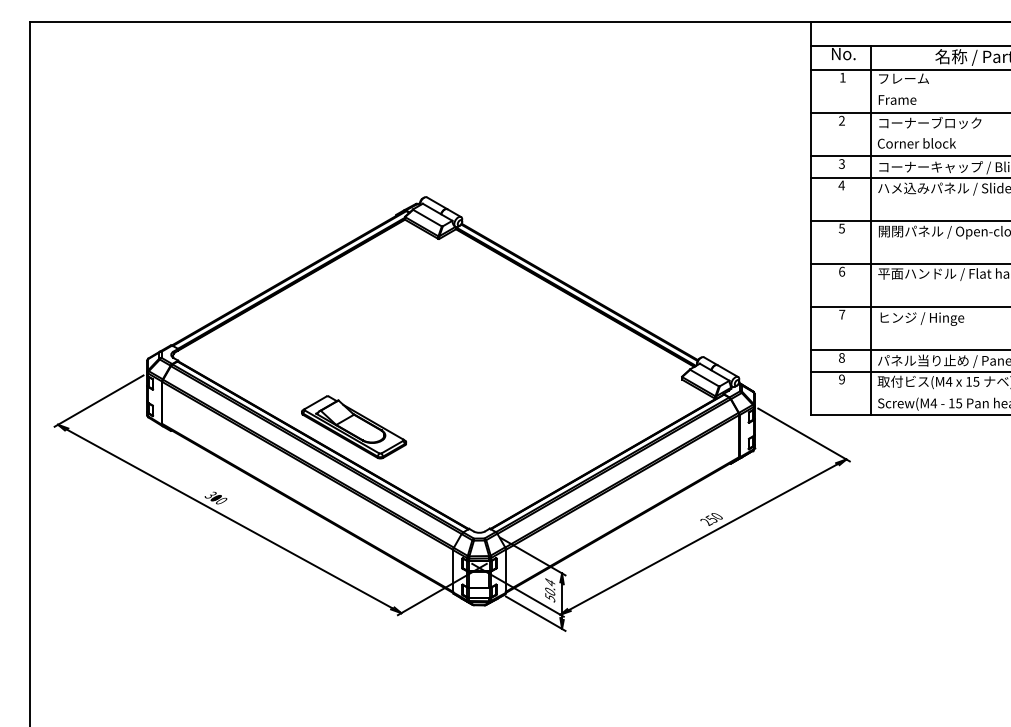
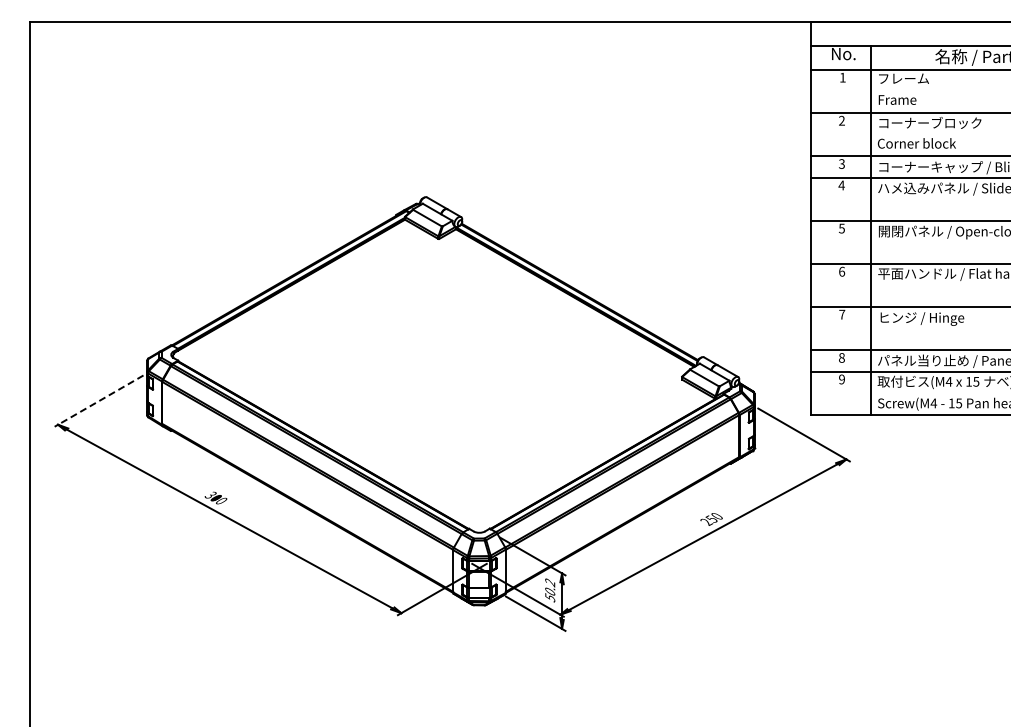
line: solid -> dashed (98, 401)
part: present -> none (354, 427)
text: 50.4 -> 50.2 (550, 582)
